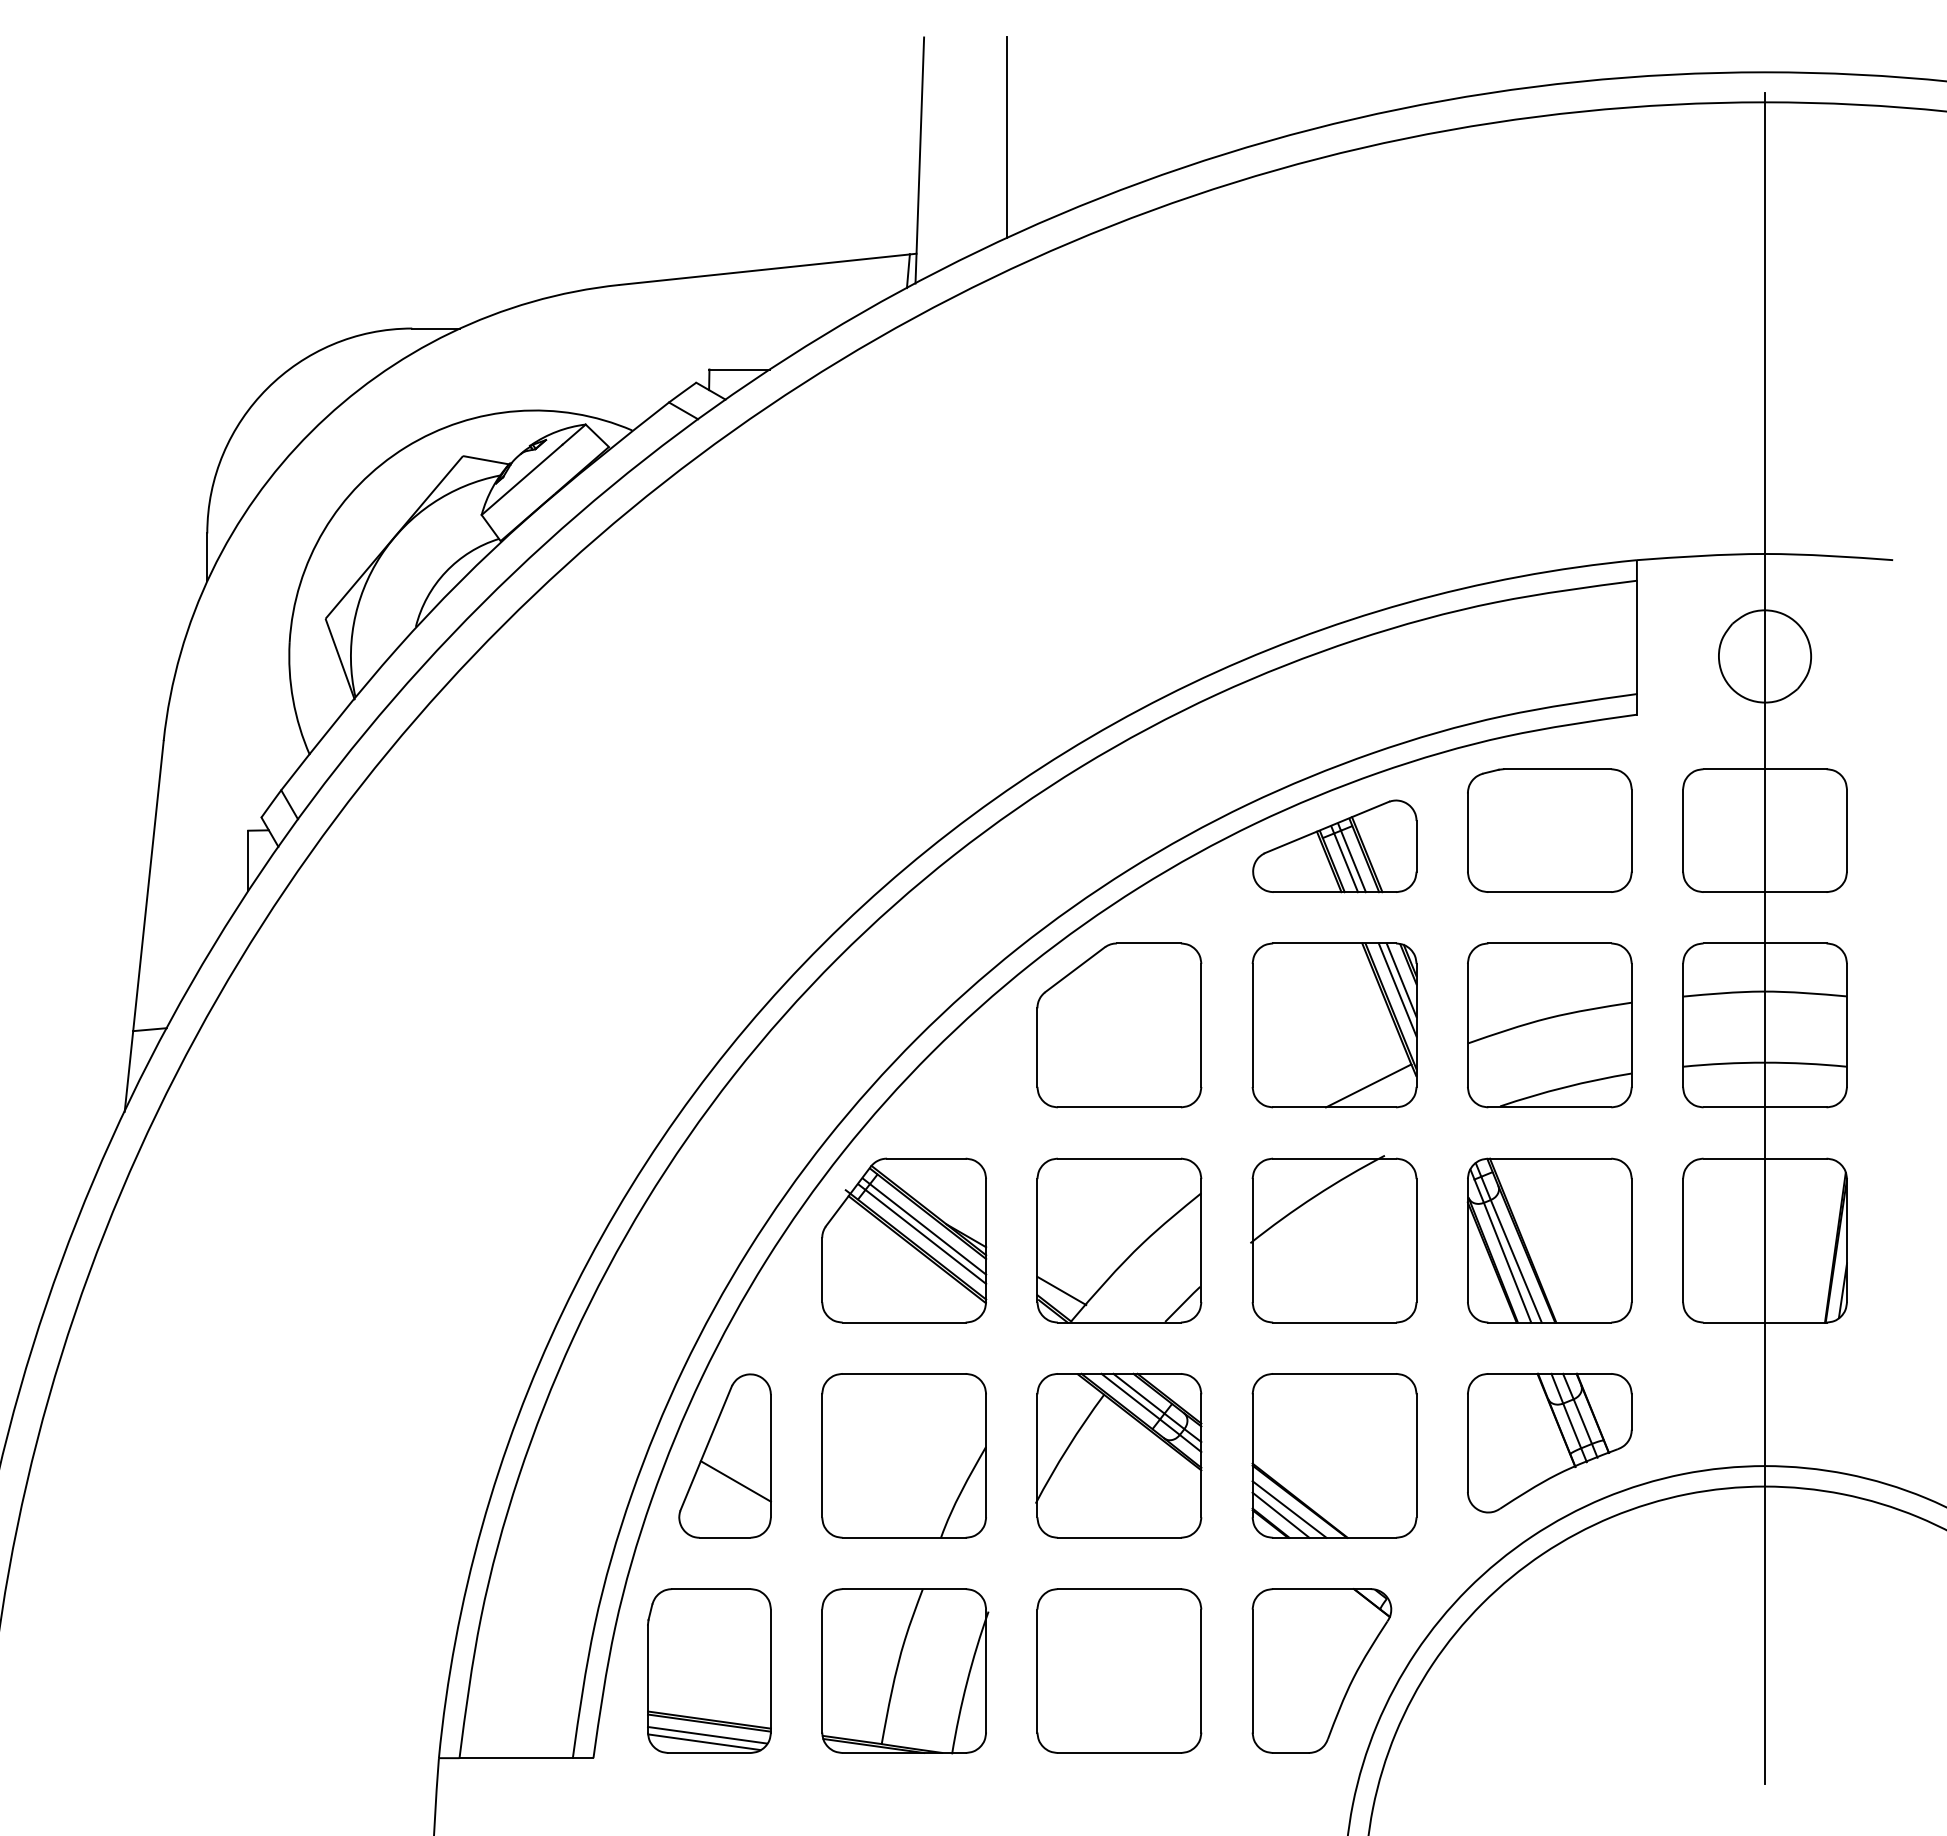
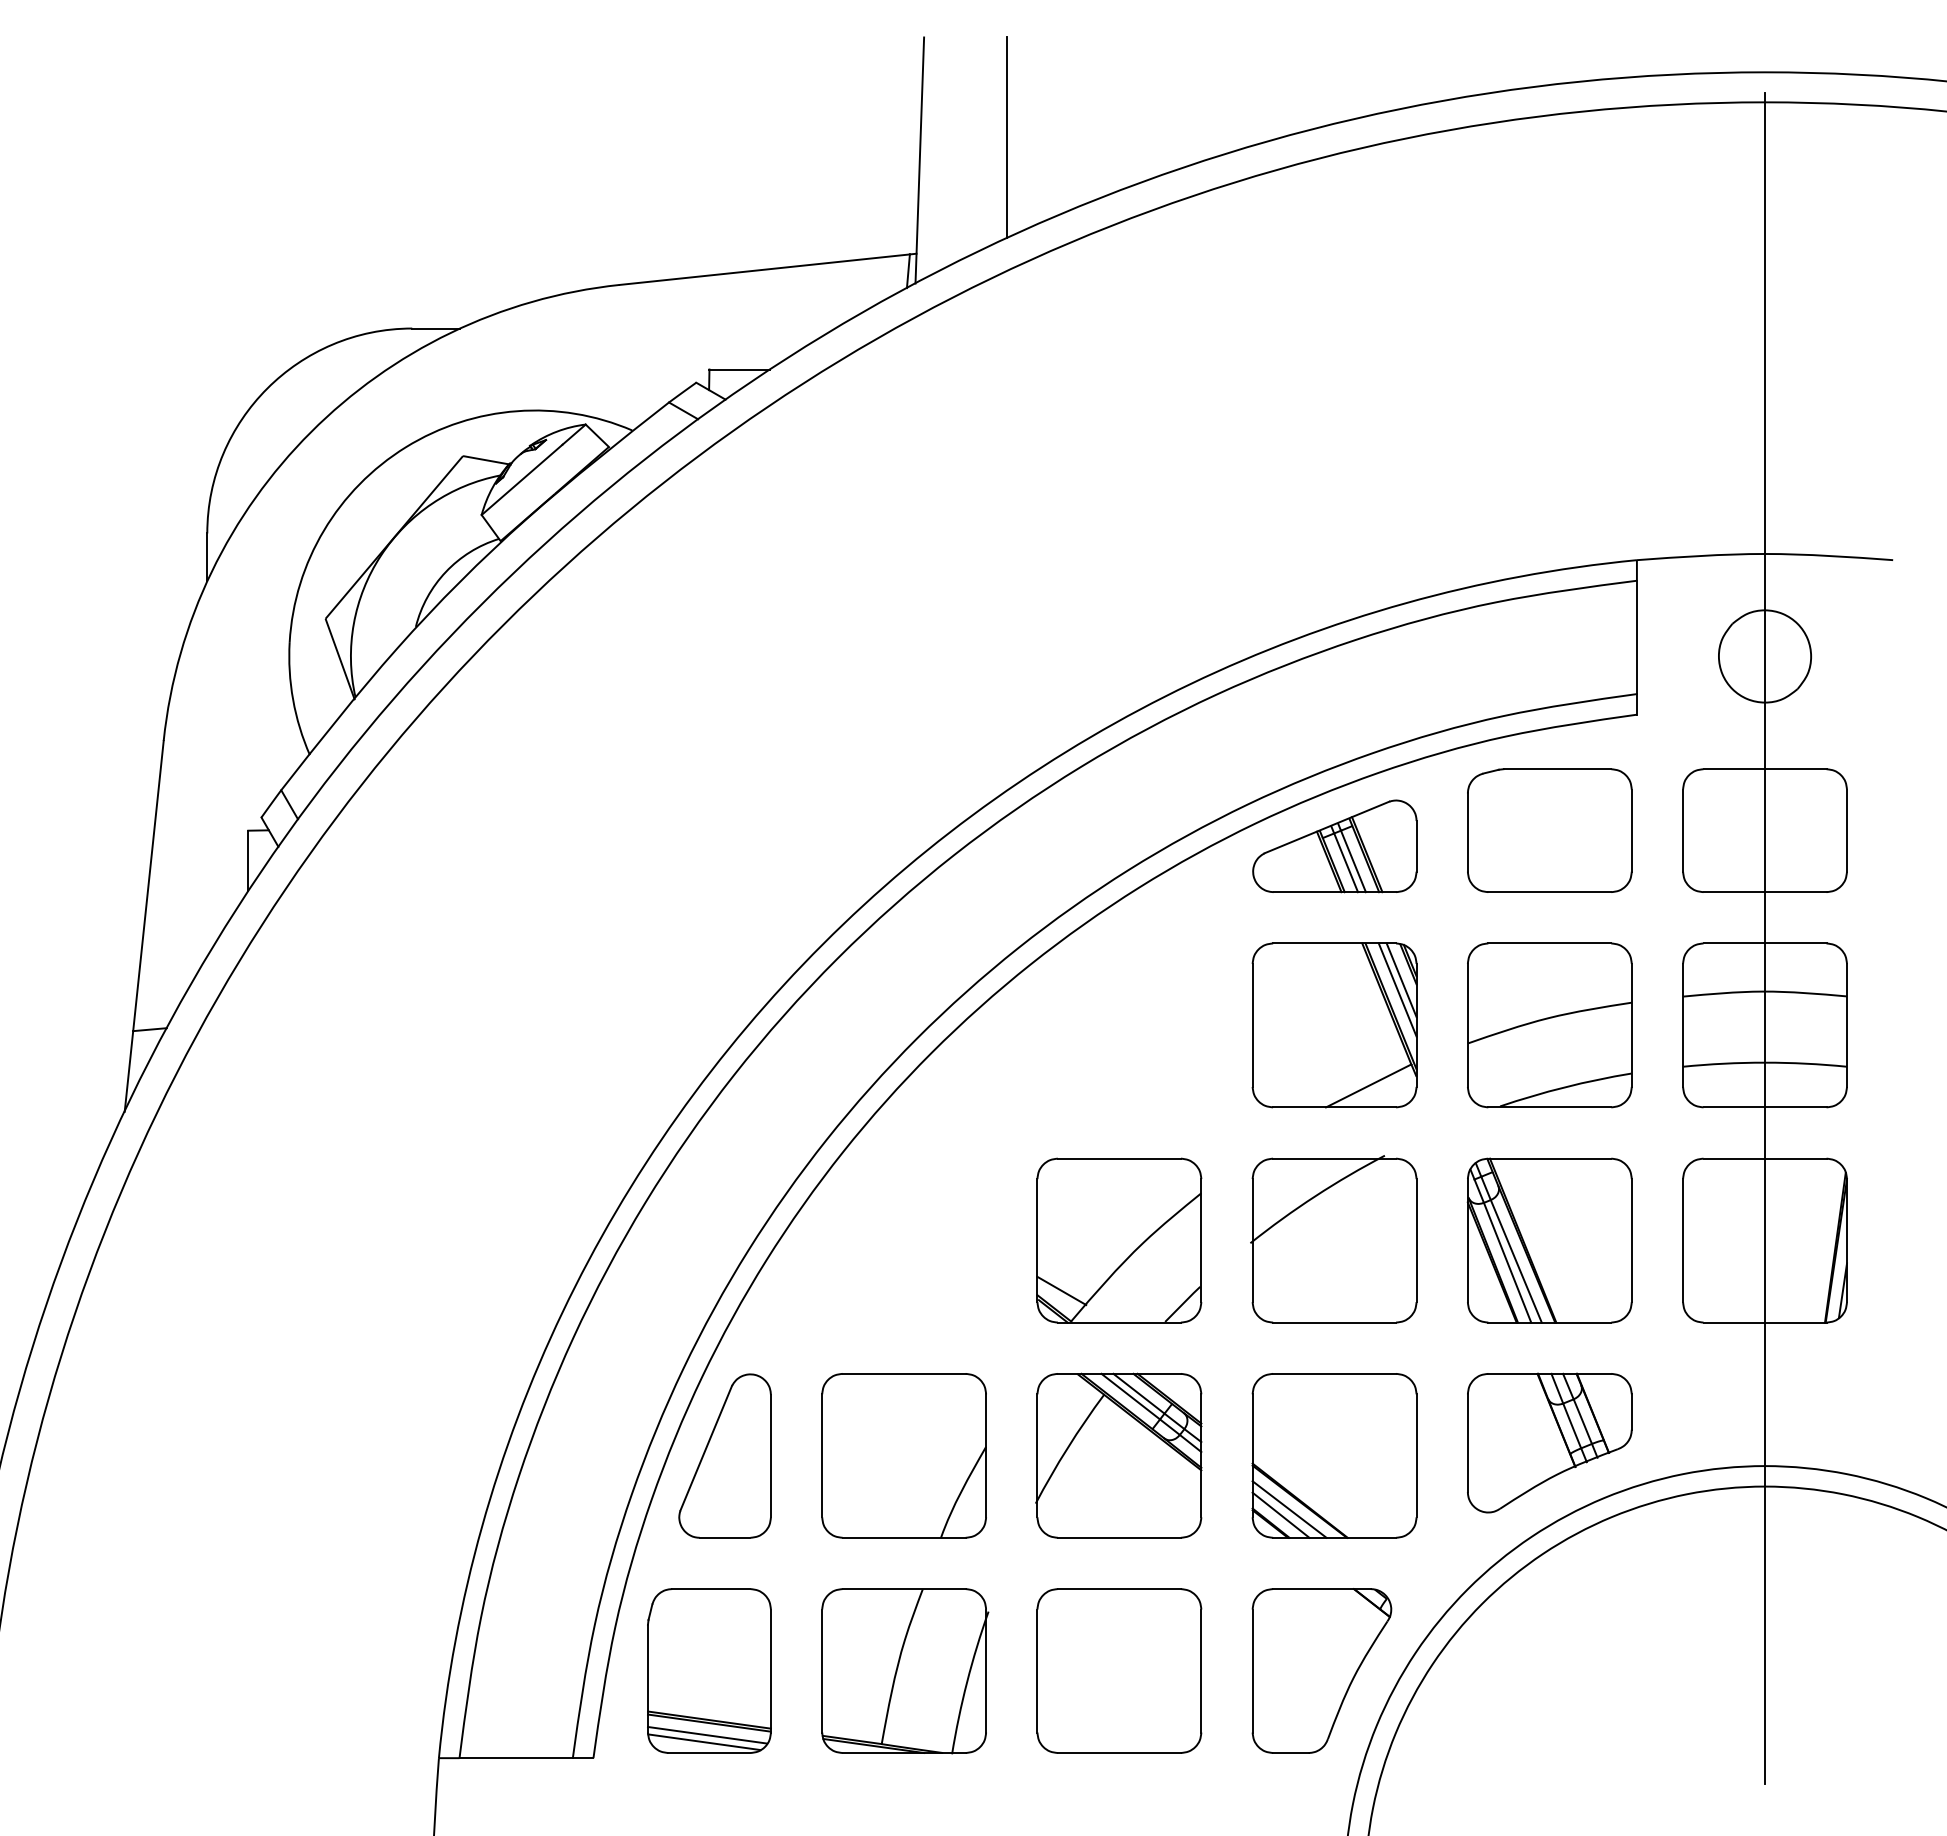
part: present -> none (1119, 1025)
part: present -> none (904, 1240)
line: present -> none (735, 1481)
